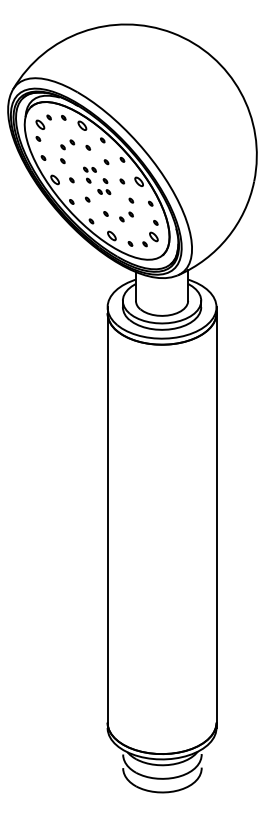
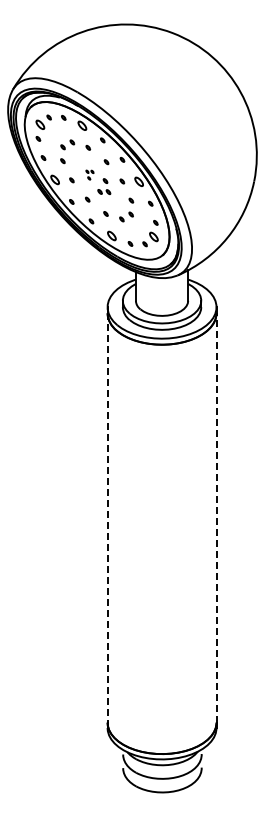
part size: 14x18 px -> 10x12 px (89, 174)
line: solid -> dashed (107, 517)
line: solid -> dashed (216, 517)
